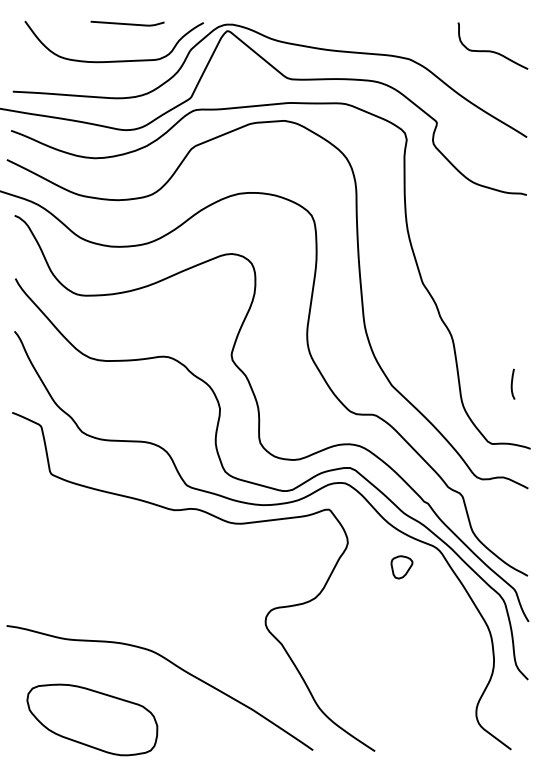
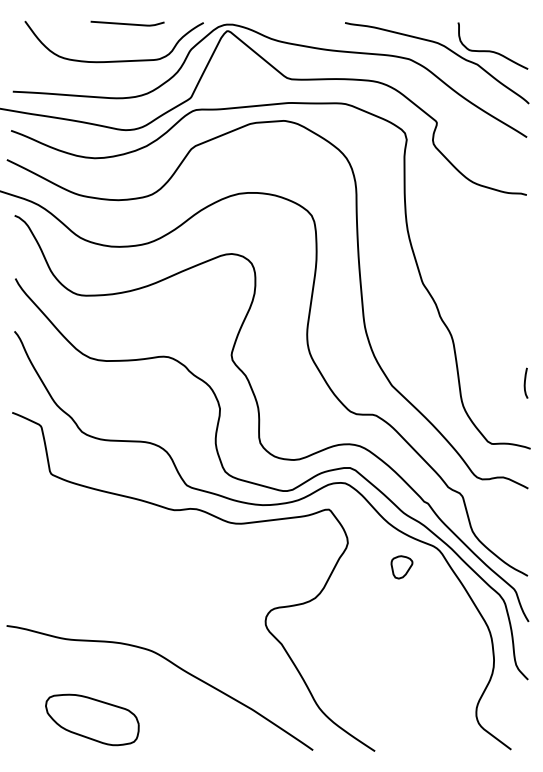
curve: none -> present (445, 48)
curve position: (512, 383) -> (525, 382) (525, 382)
part size: 133x74 px -> 95x54 px (92, 719)
